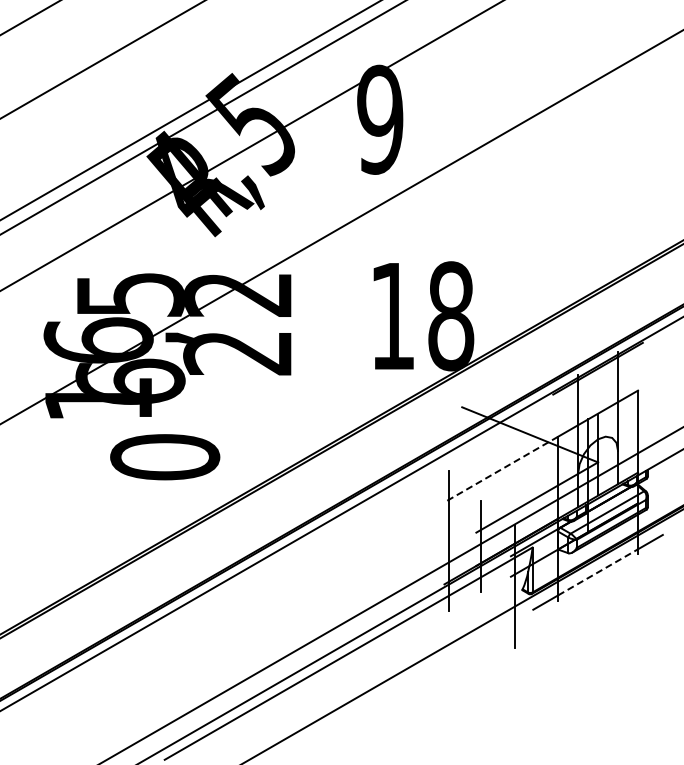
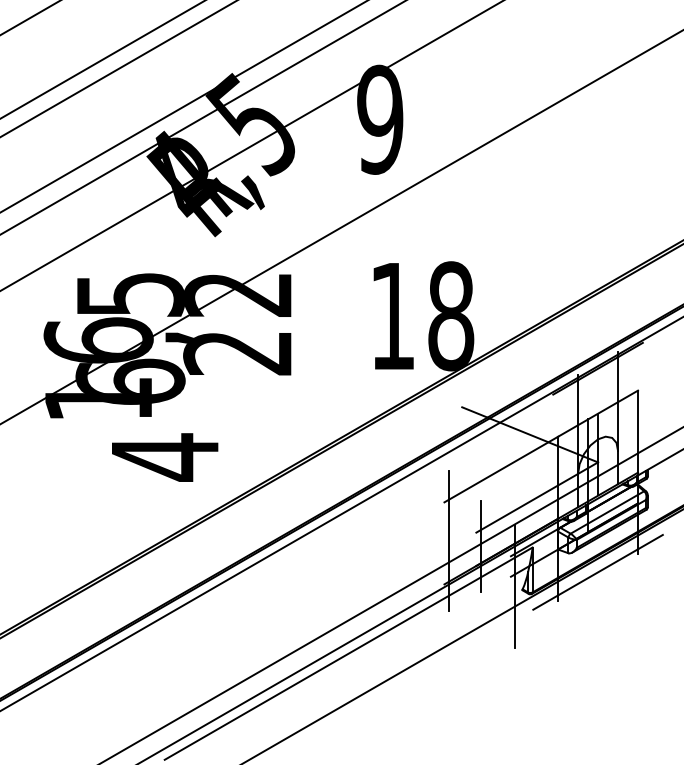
line: none -> present (118, 69)
line position: (189, 110) -> (183, 106) (183, 106)
text: 0 -> 4 (165, 457)
line: dashed -> solid (501, 469)
line: dashed -> solid (598, 572)
